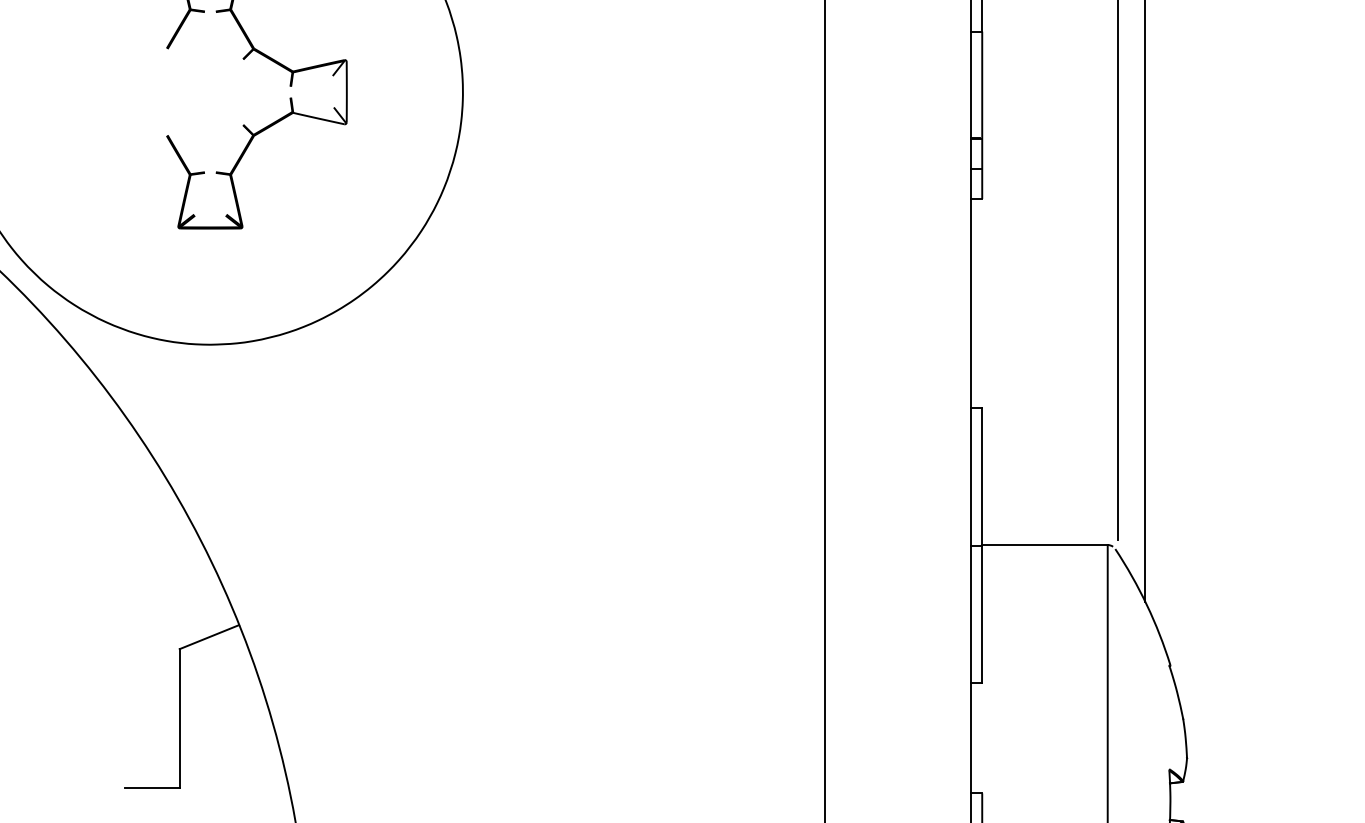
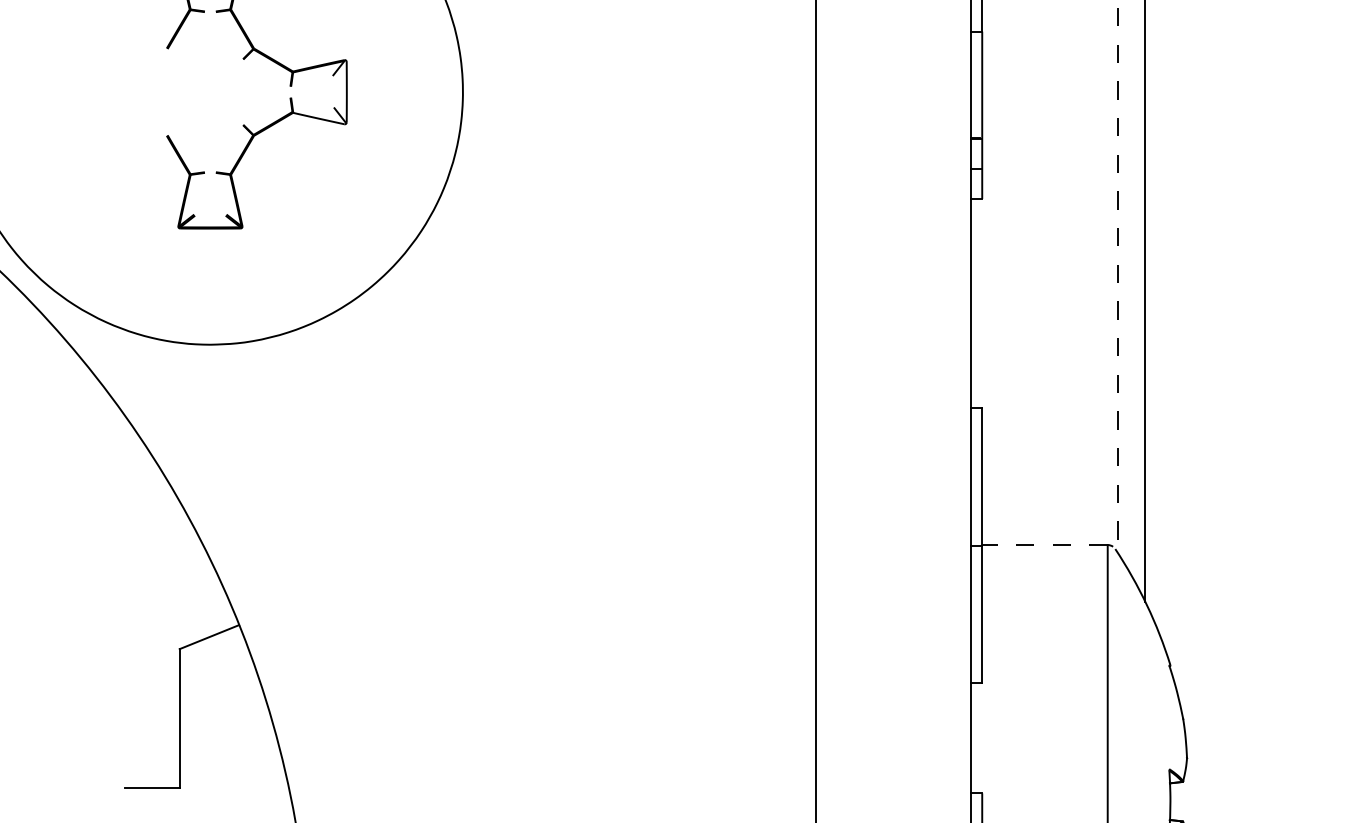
line: solid -> dashed (1117, 269)
line position: (824, 410) -> (815, 410) (815, 410)
line: solid -> dashed (1044, 545)
